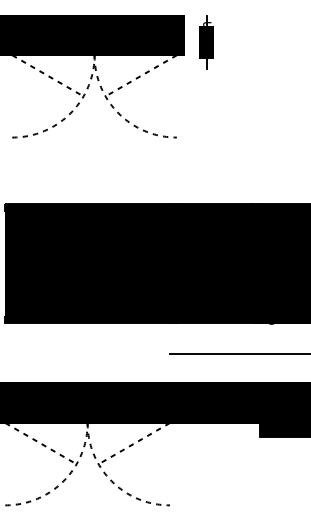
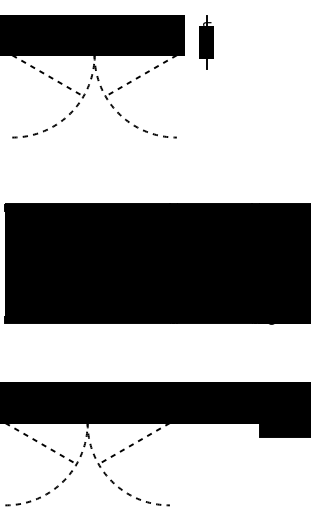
line: present -> none (238, 353)
